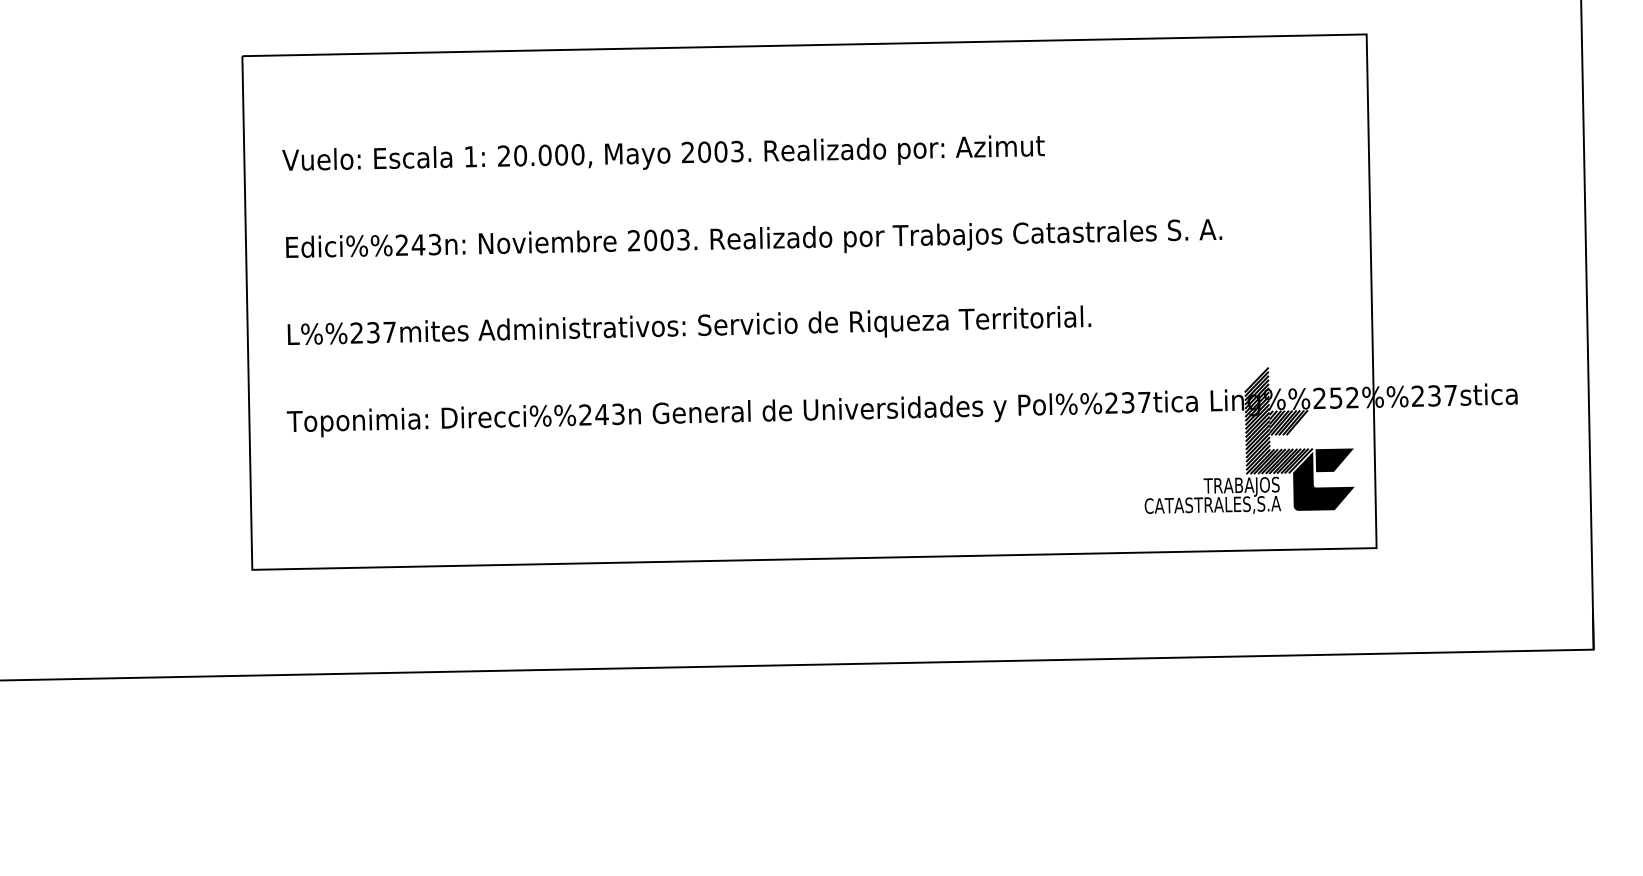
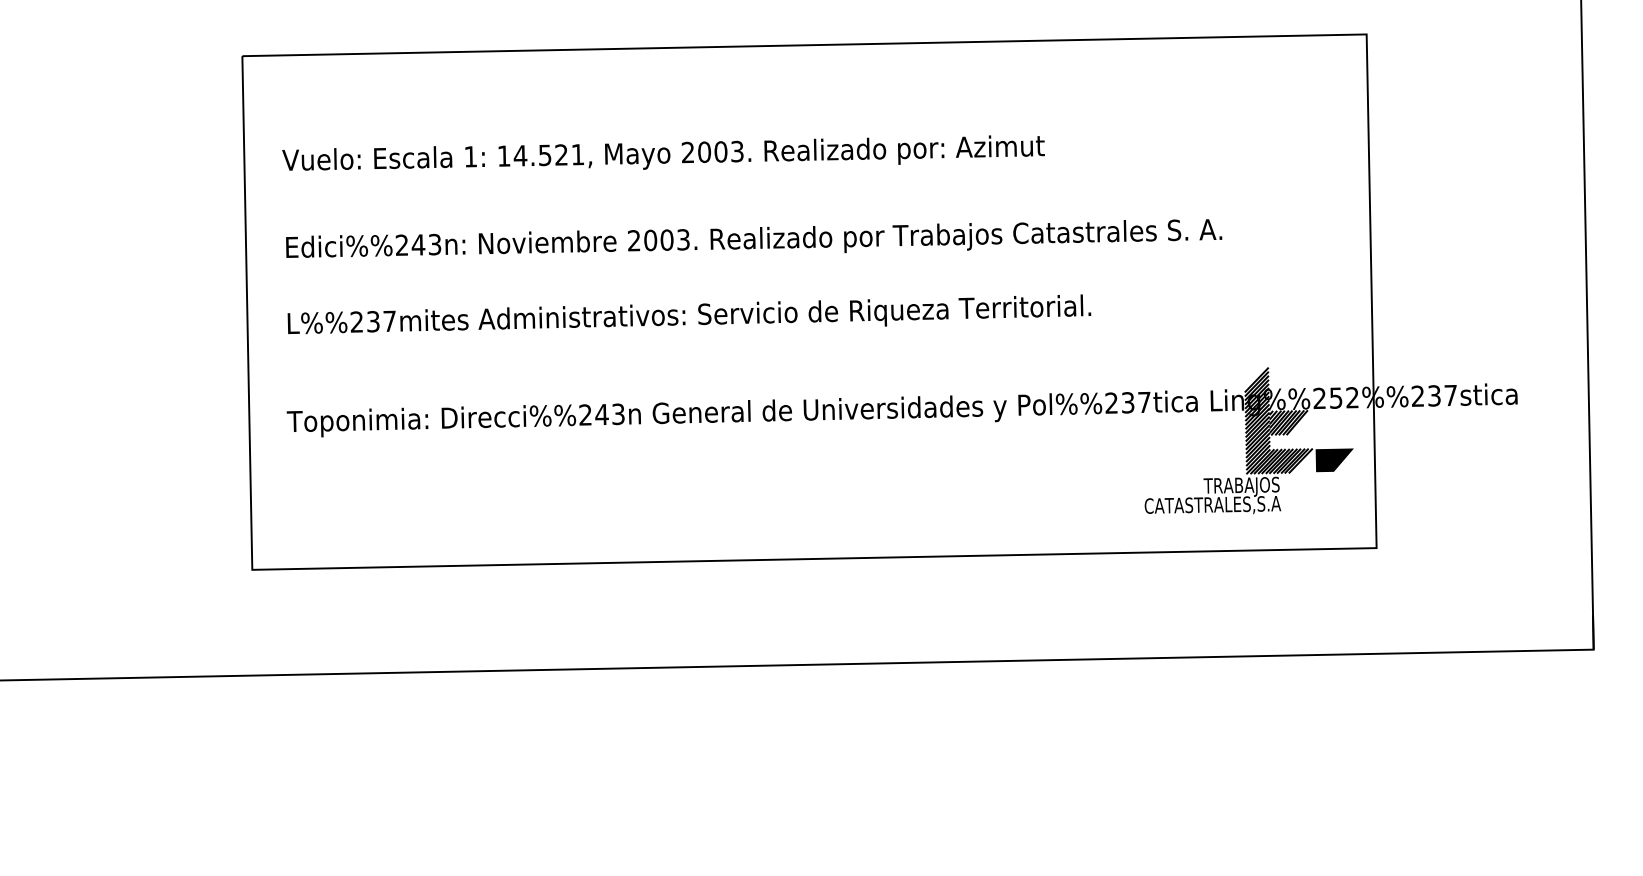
text: 20.000, -> 14.521, (540, 155)
text position: (689, 324) -> (689, 313) (689, 313)
fill: present -> none (1323, 480)
